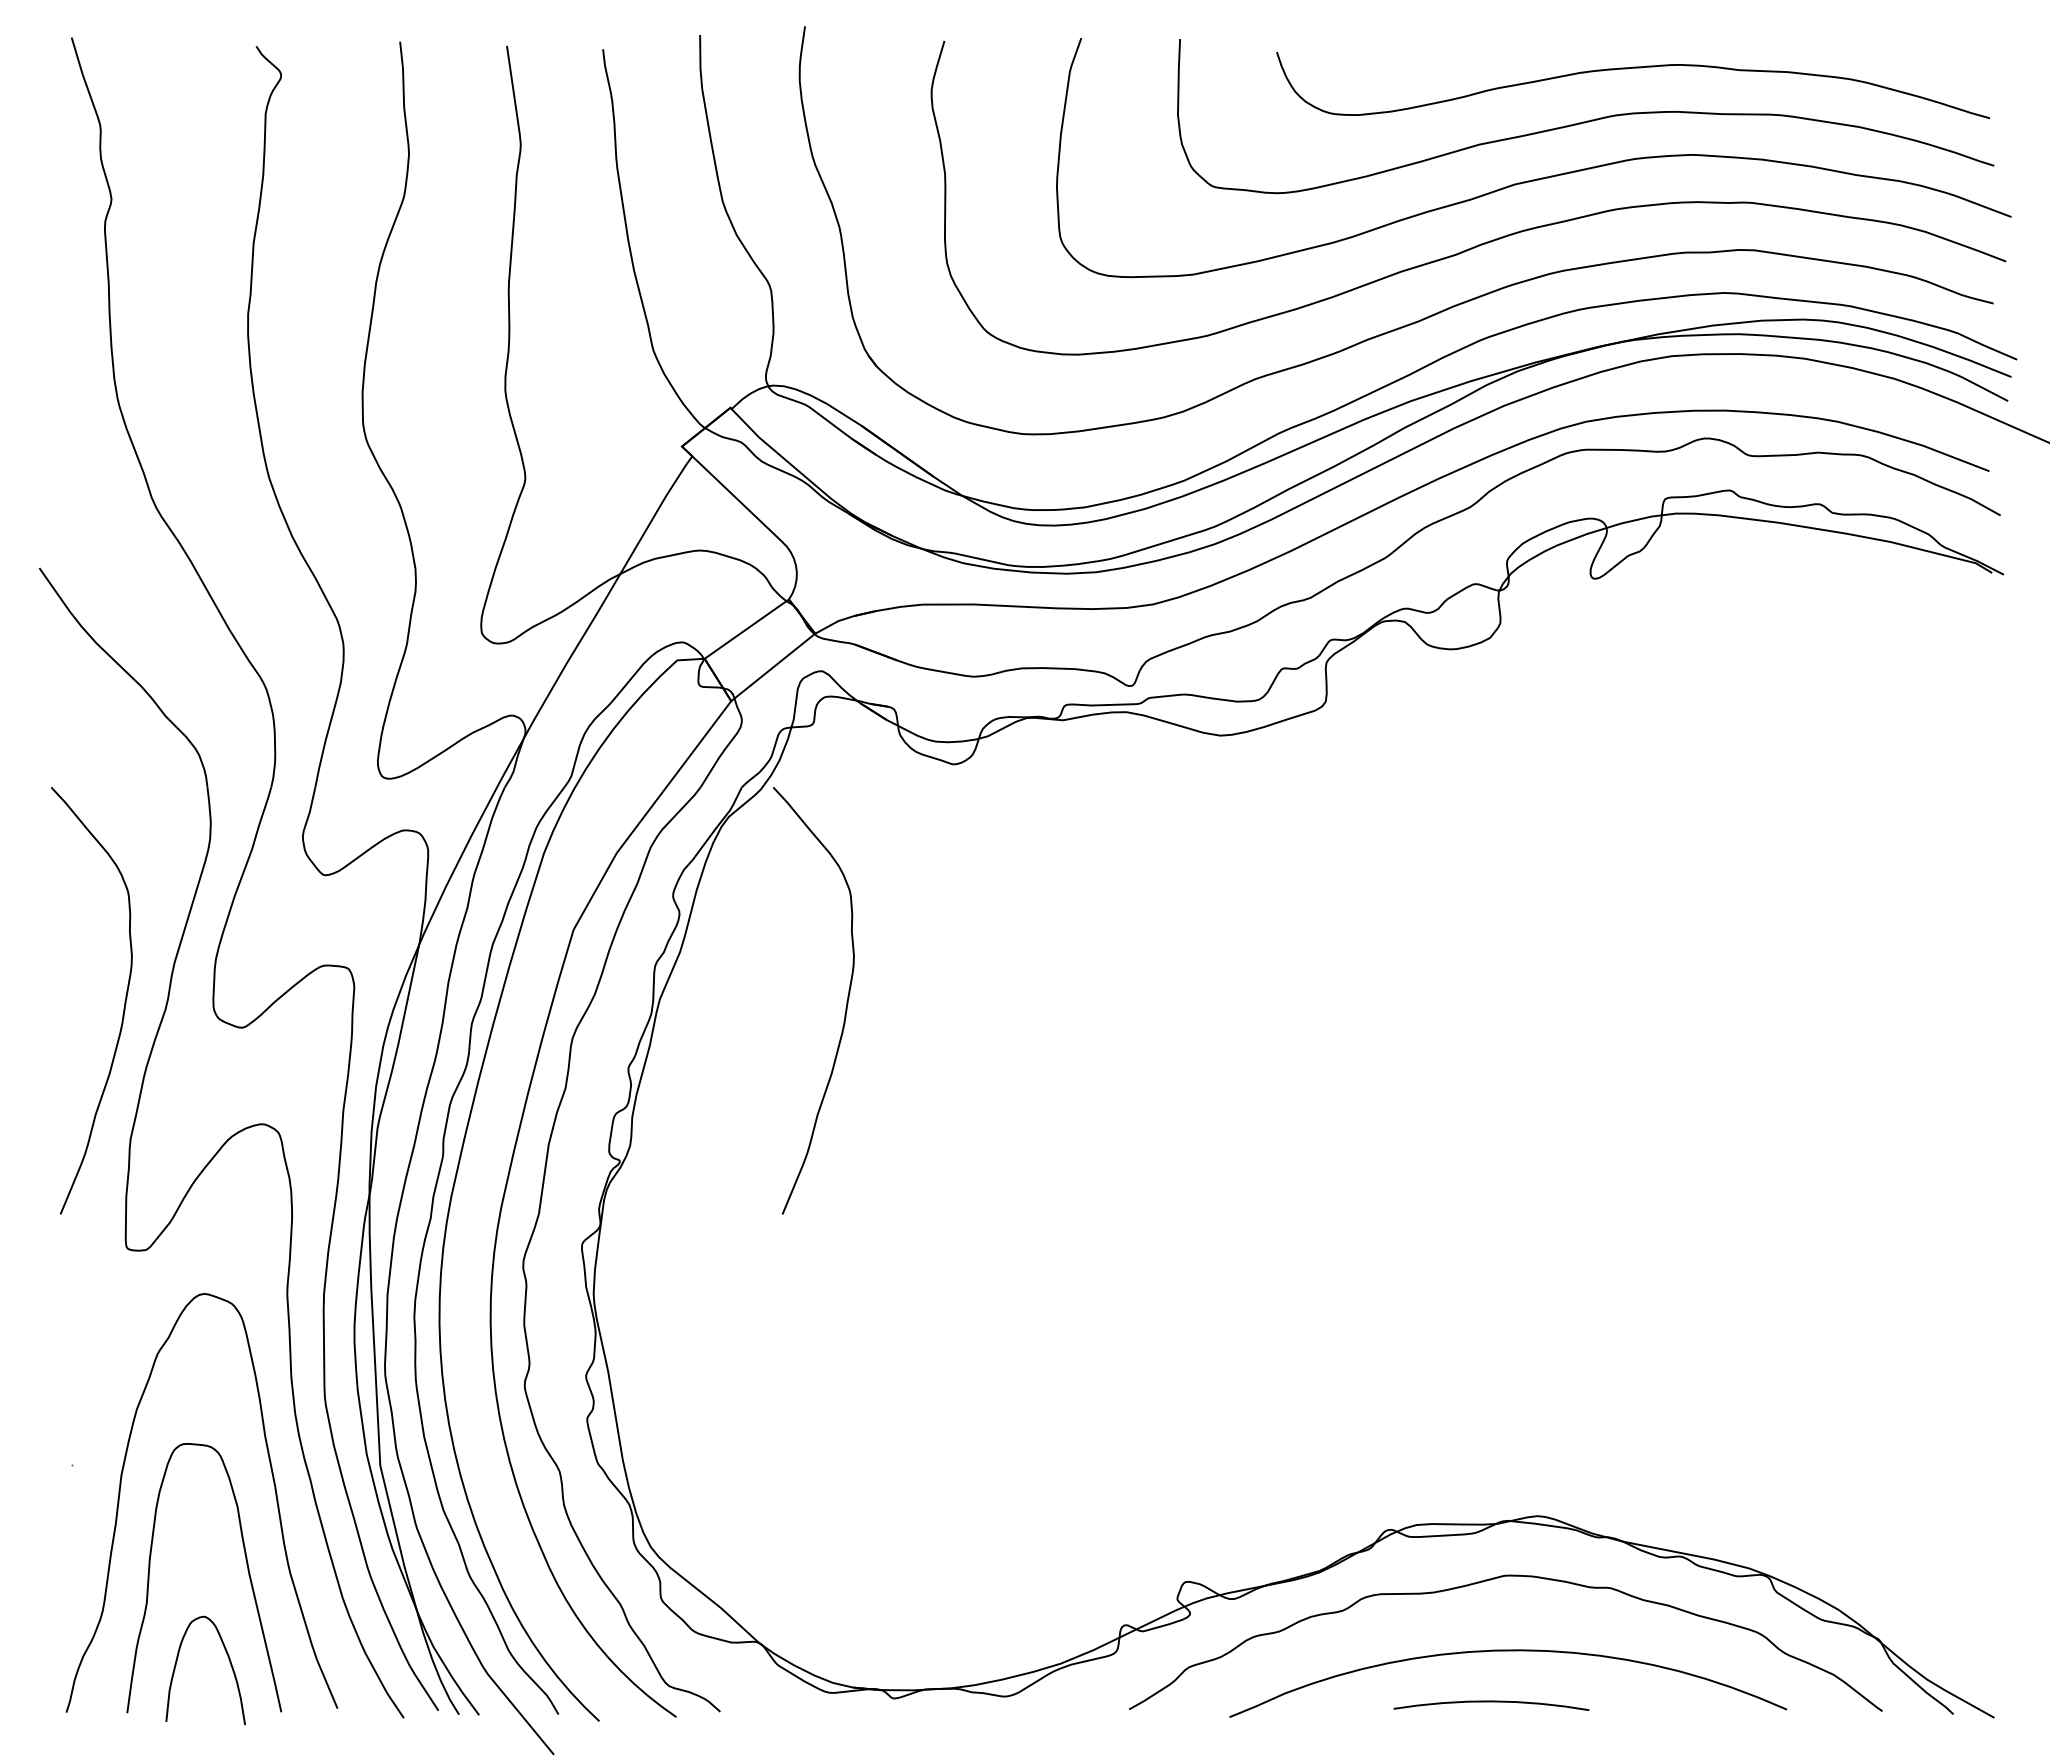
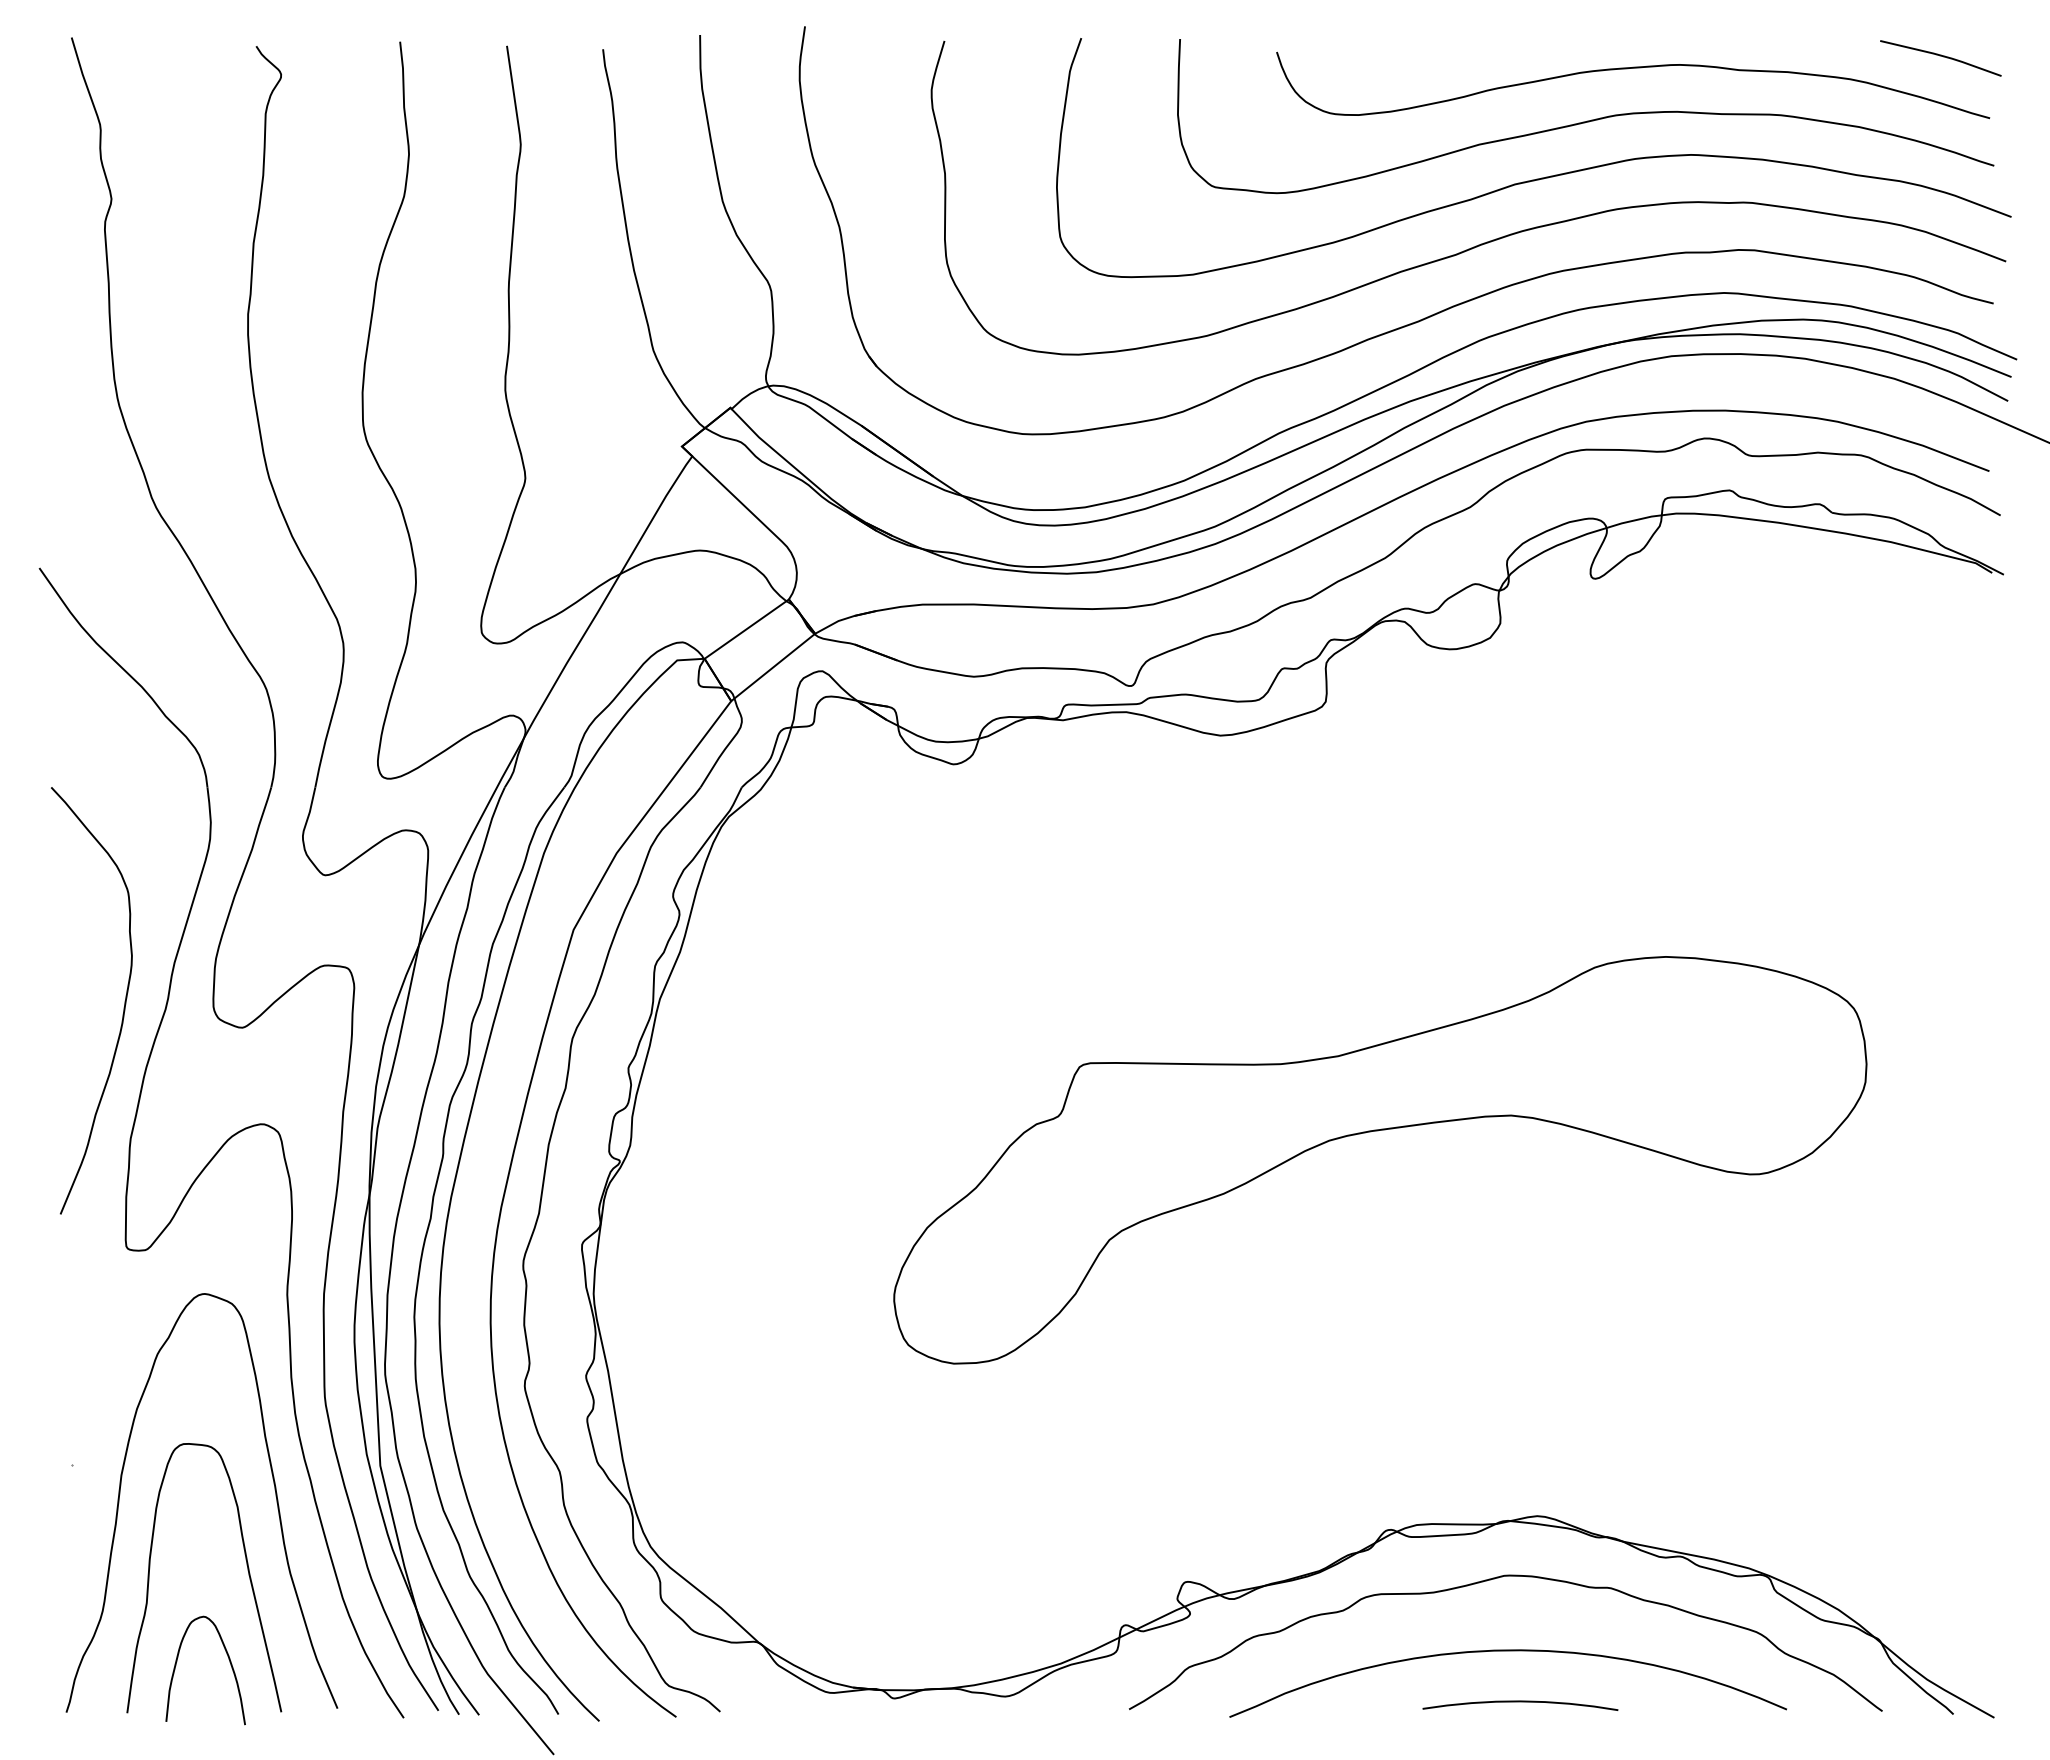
line: none -> present (1940, 56)
curve: present -> none (845, 1007)
part: none -> present (1378, 1131)
curve position: (1491, 1702) -> (1520, 1702) (1520, 1702)
